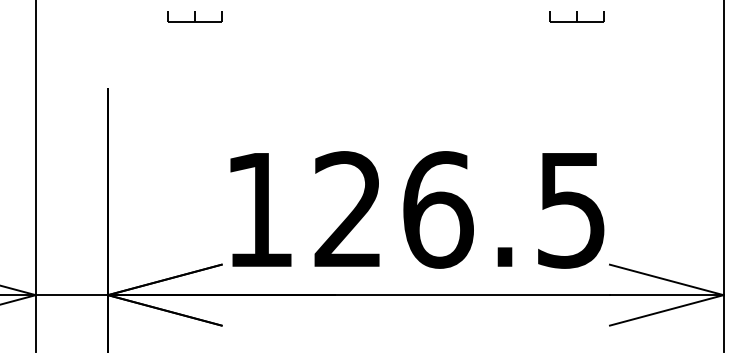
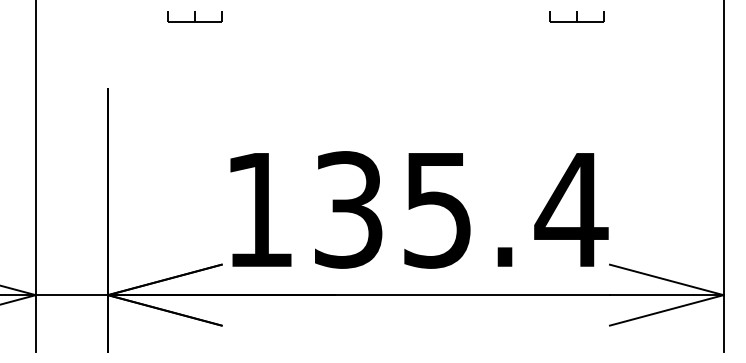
text: 126.5 -> 135.4 (461, 209)
